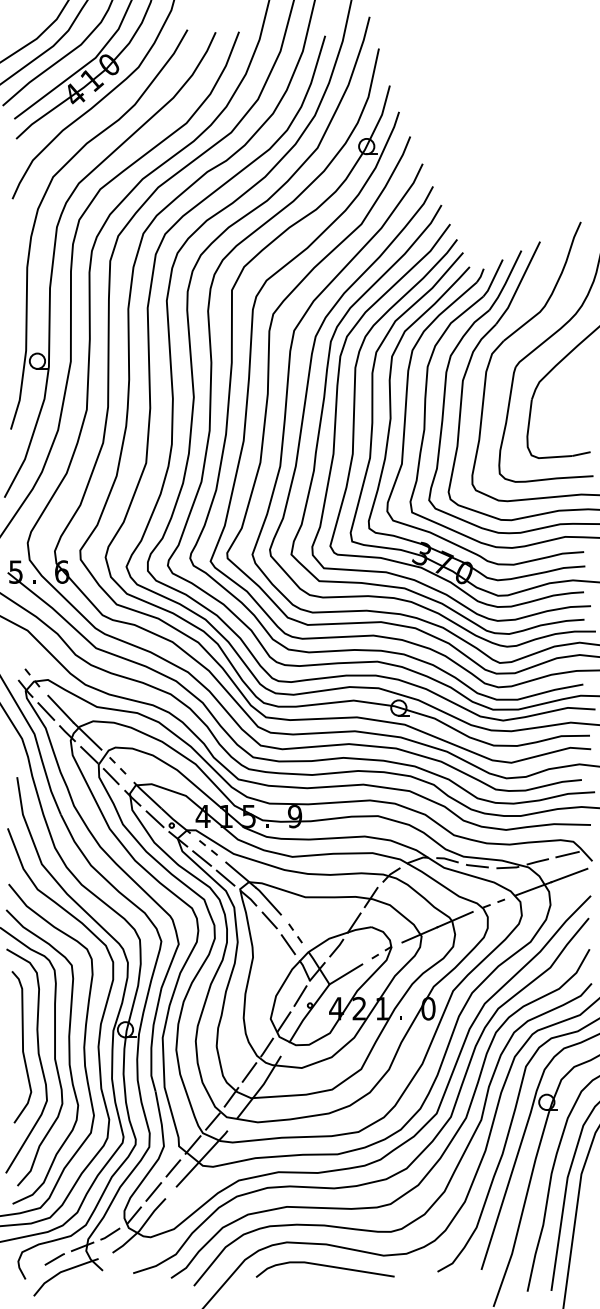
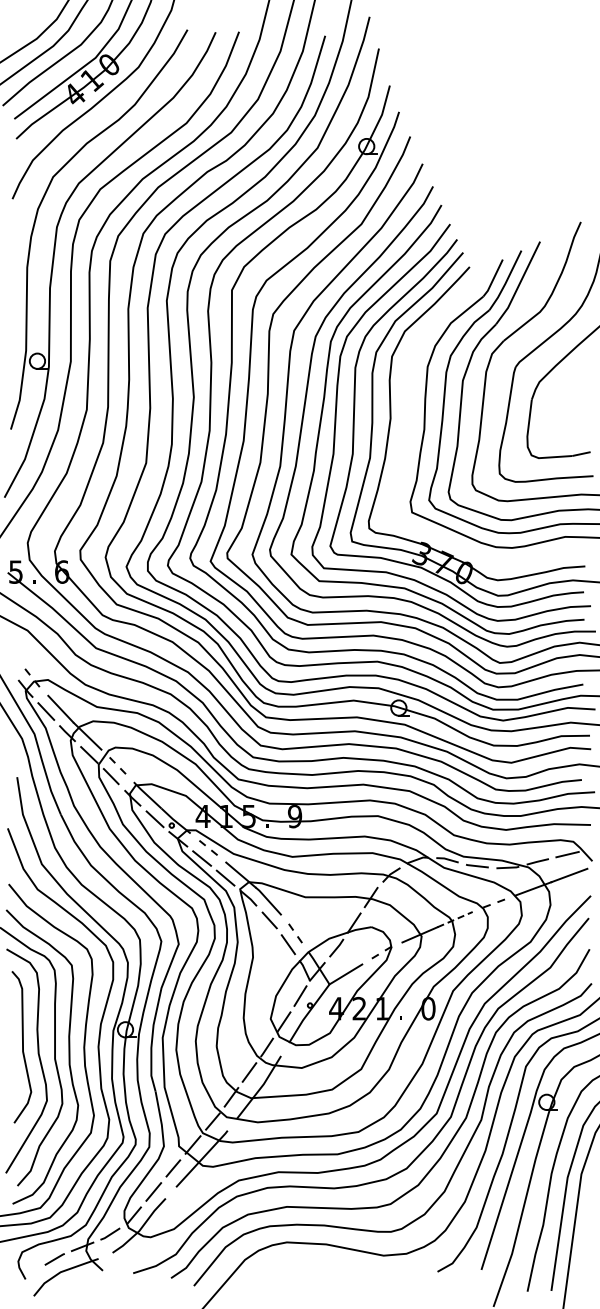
part: present -> none (406, 416)
line: solid -> dashed (455, 919)
curve: present -> none (324, 1266)
